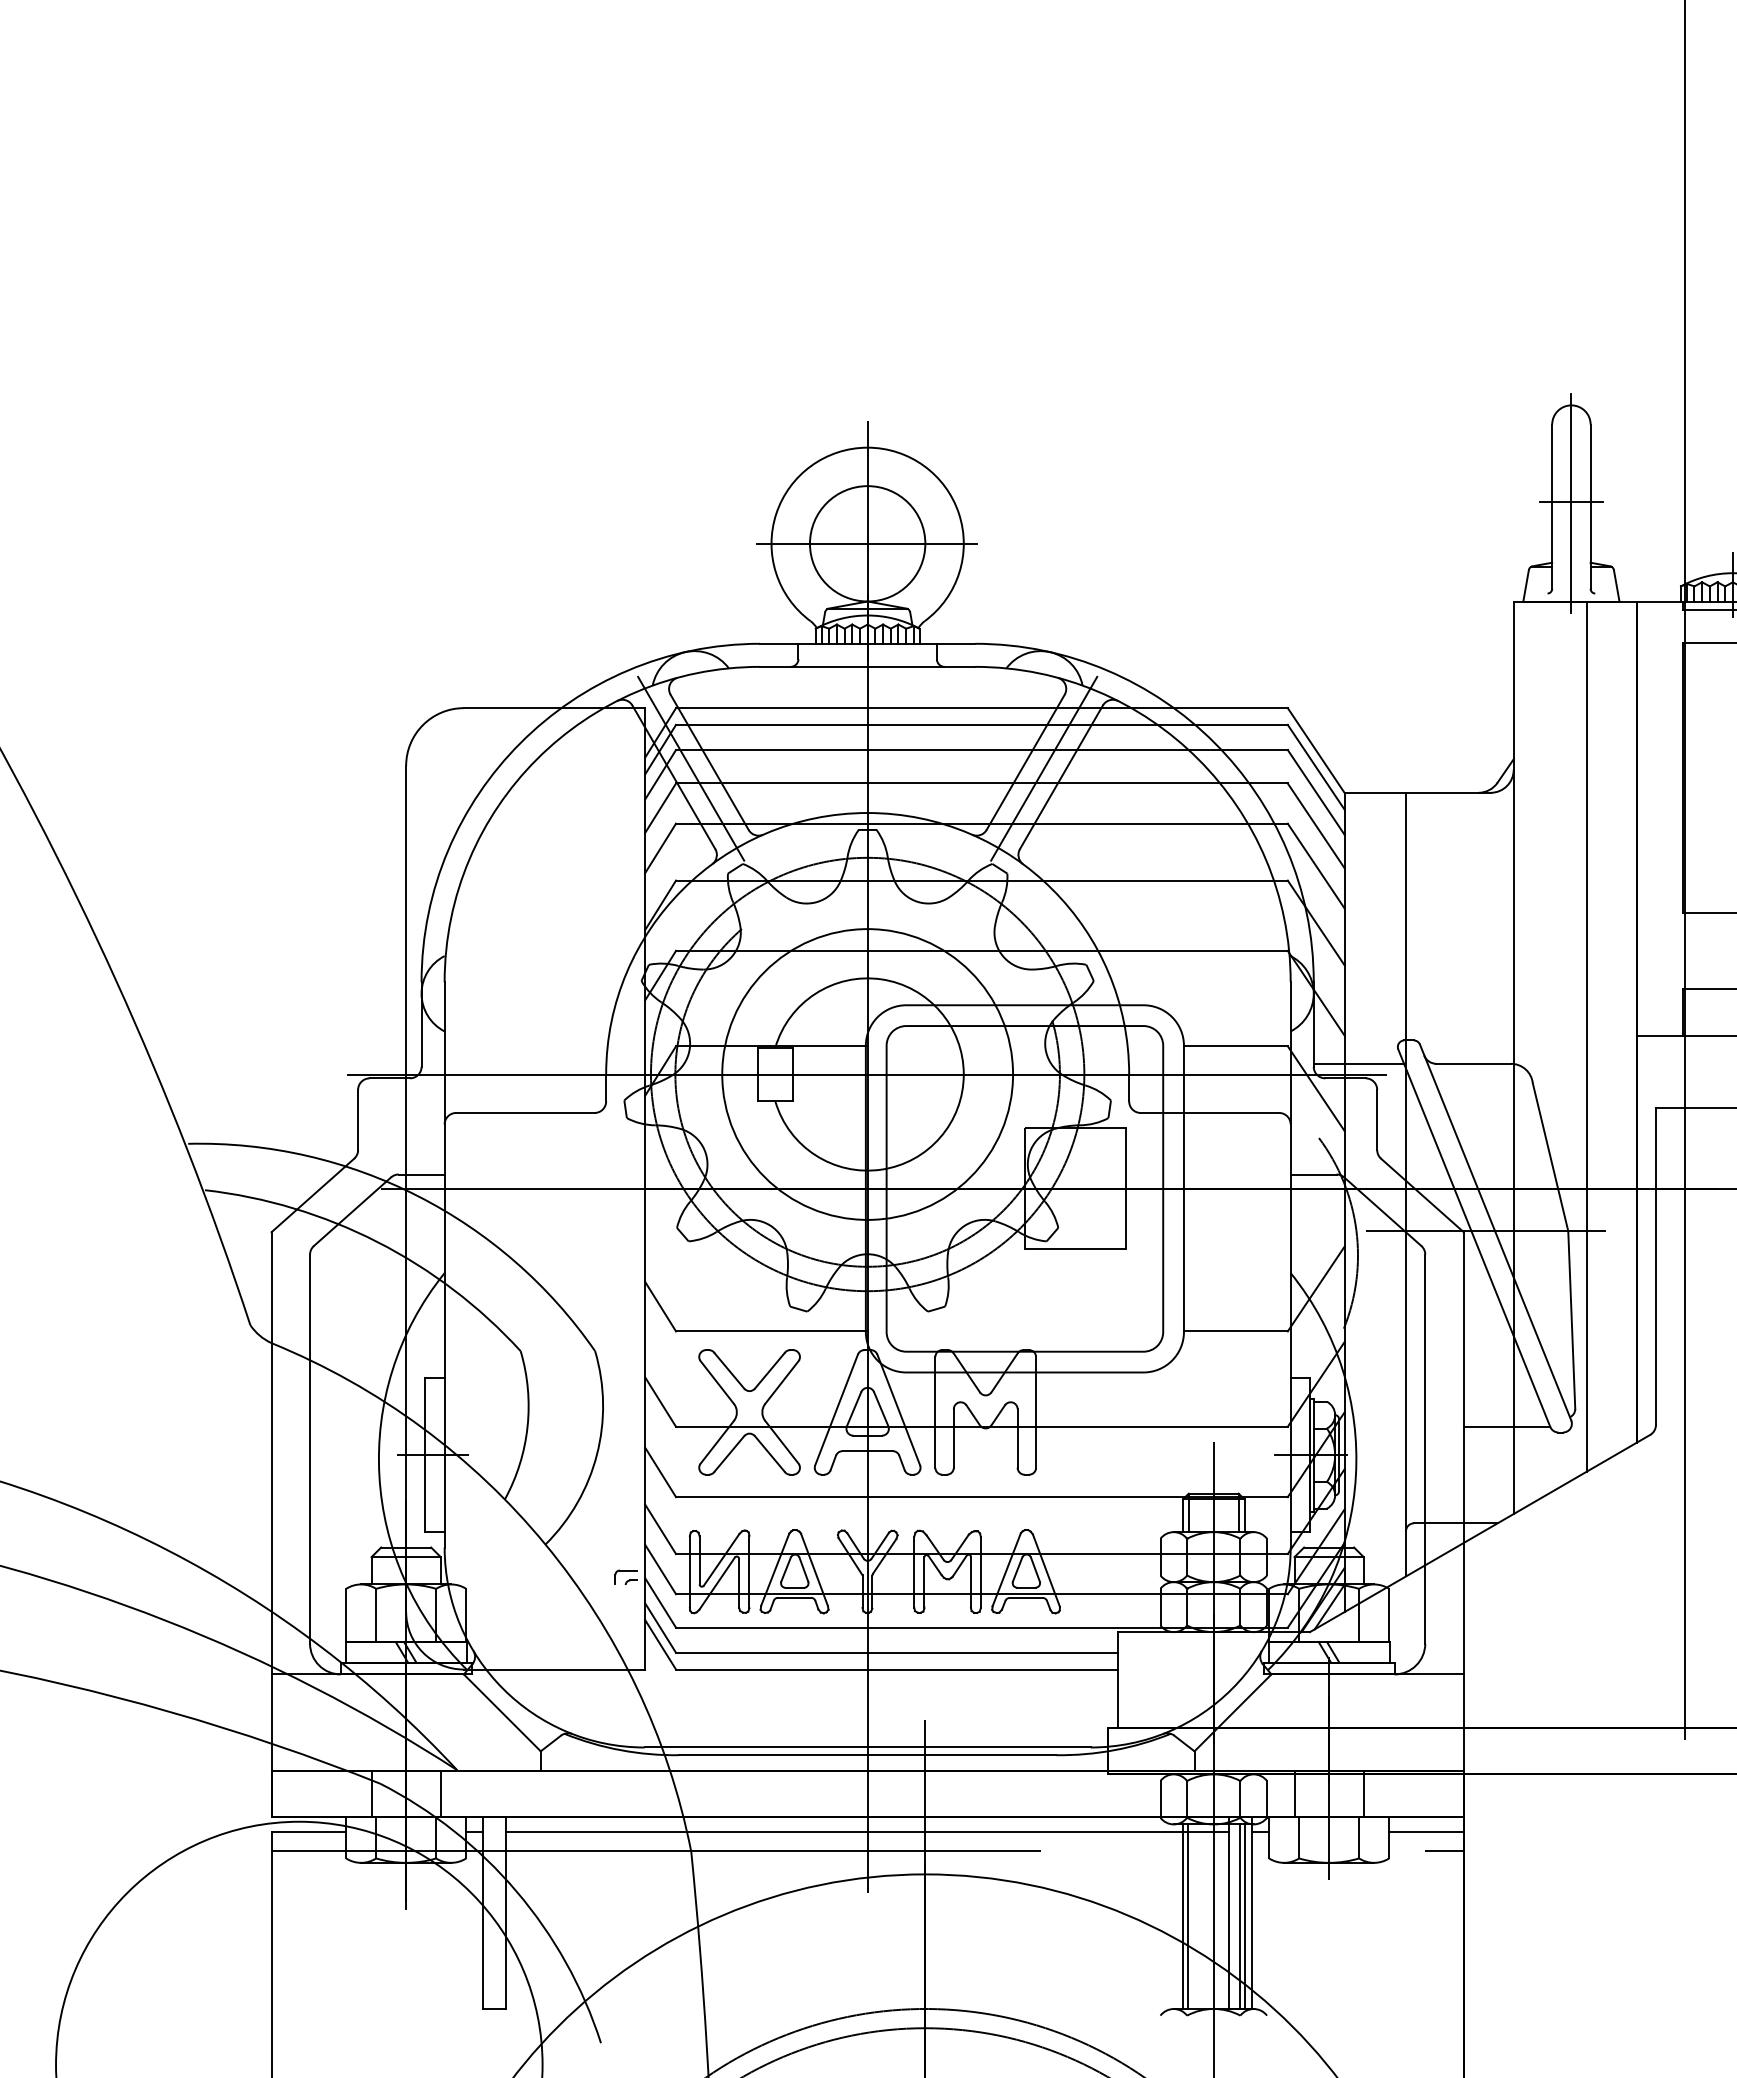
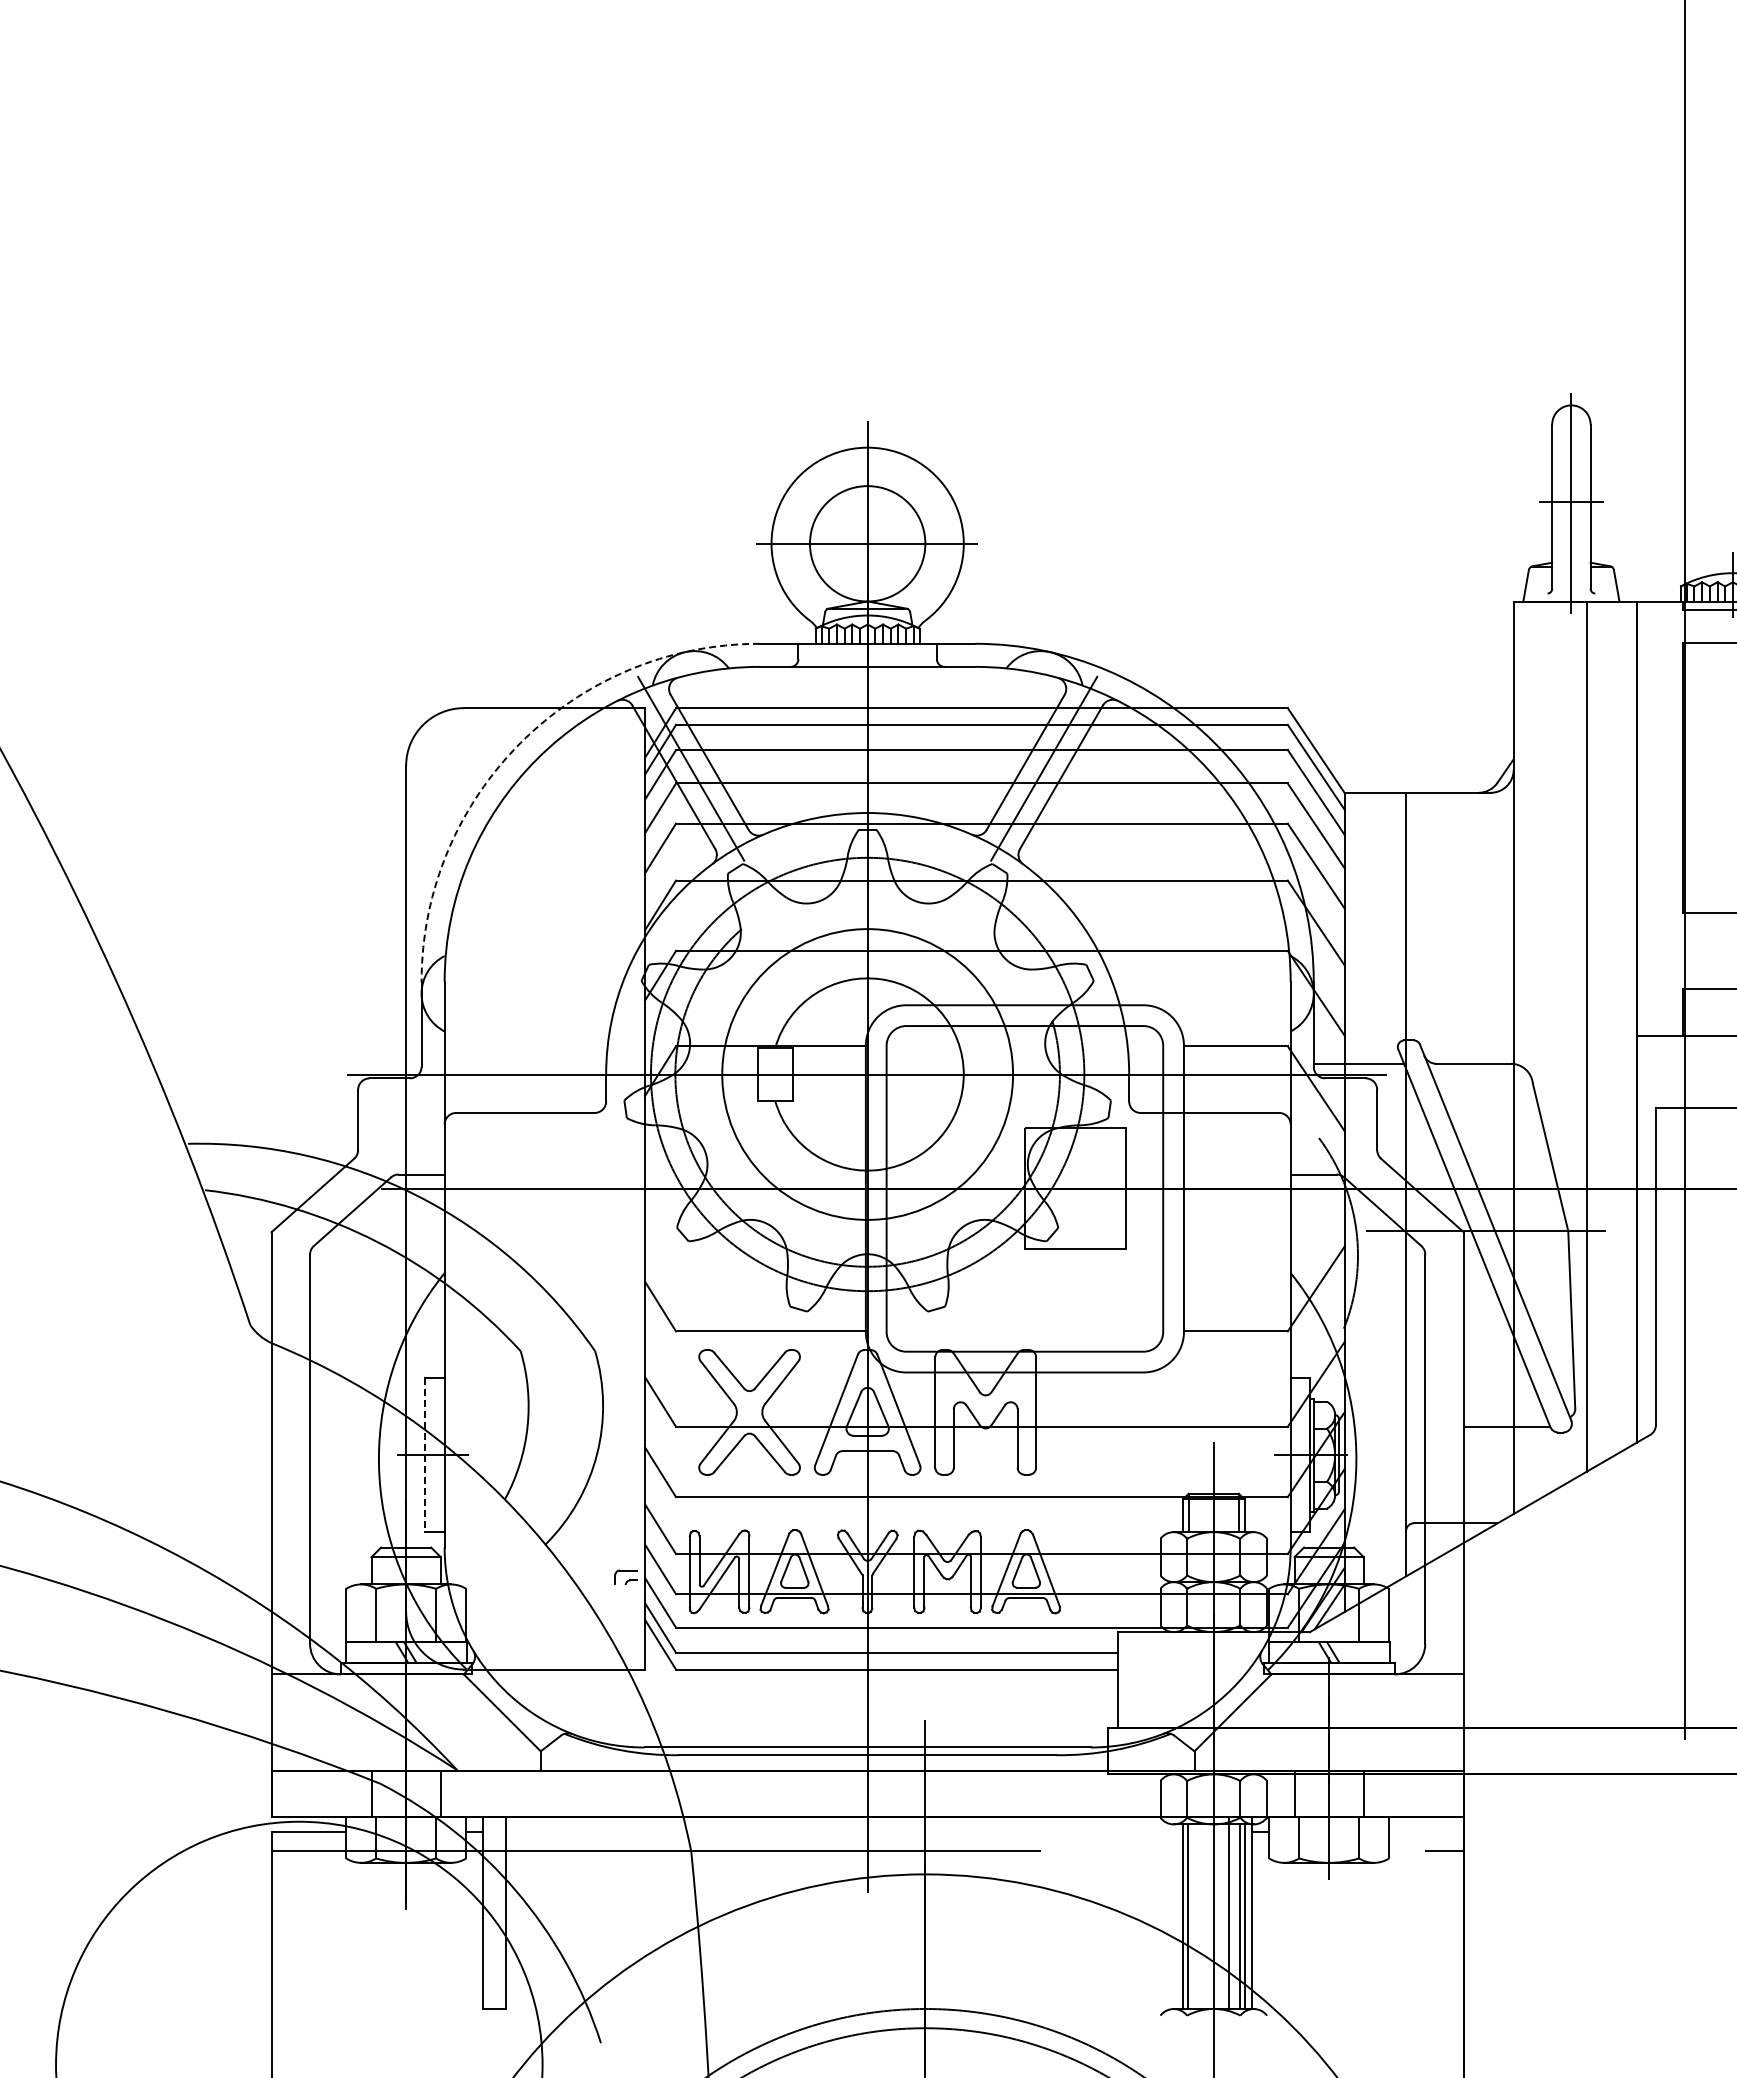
arc: solid -> dashed (520, 742)
line: solid -> dashed (425, 1455)
line: present -> none (867, 1832)
line: present -> none (1426, 1832)
